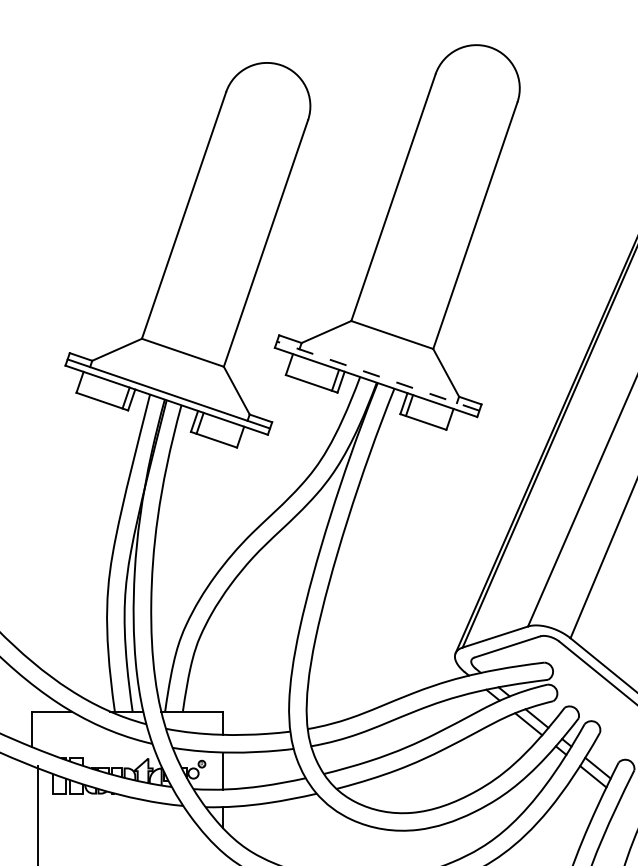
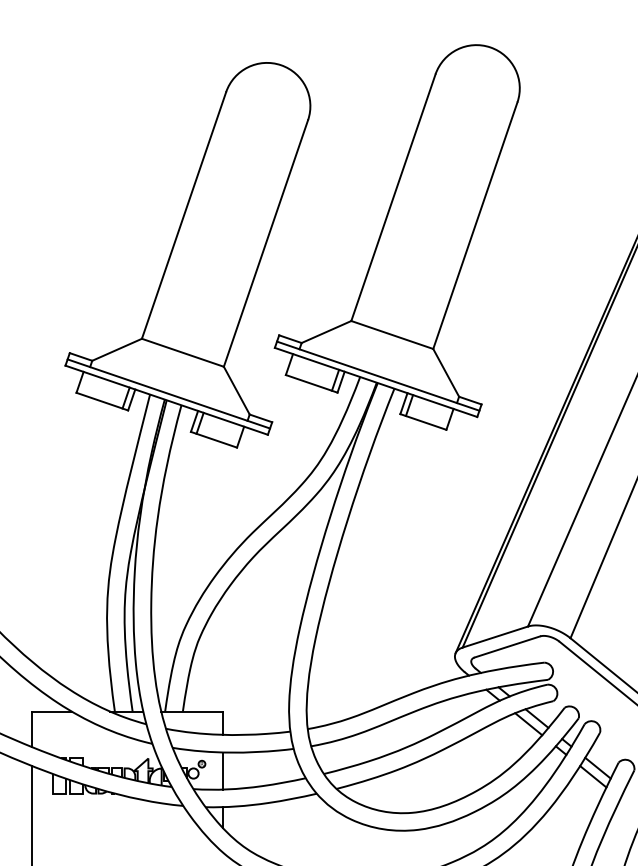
line: dashed -> solid (378, 376)
line position: (37, 814) -> (31, 814) (31, 814)
